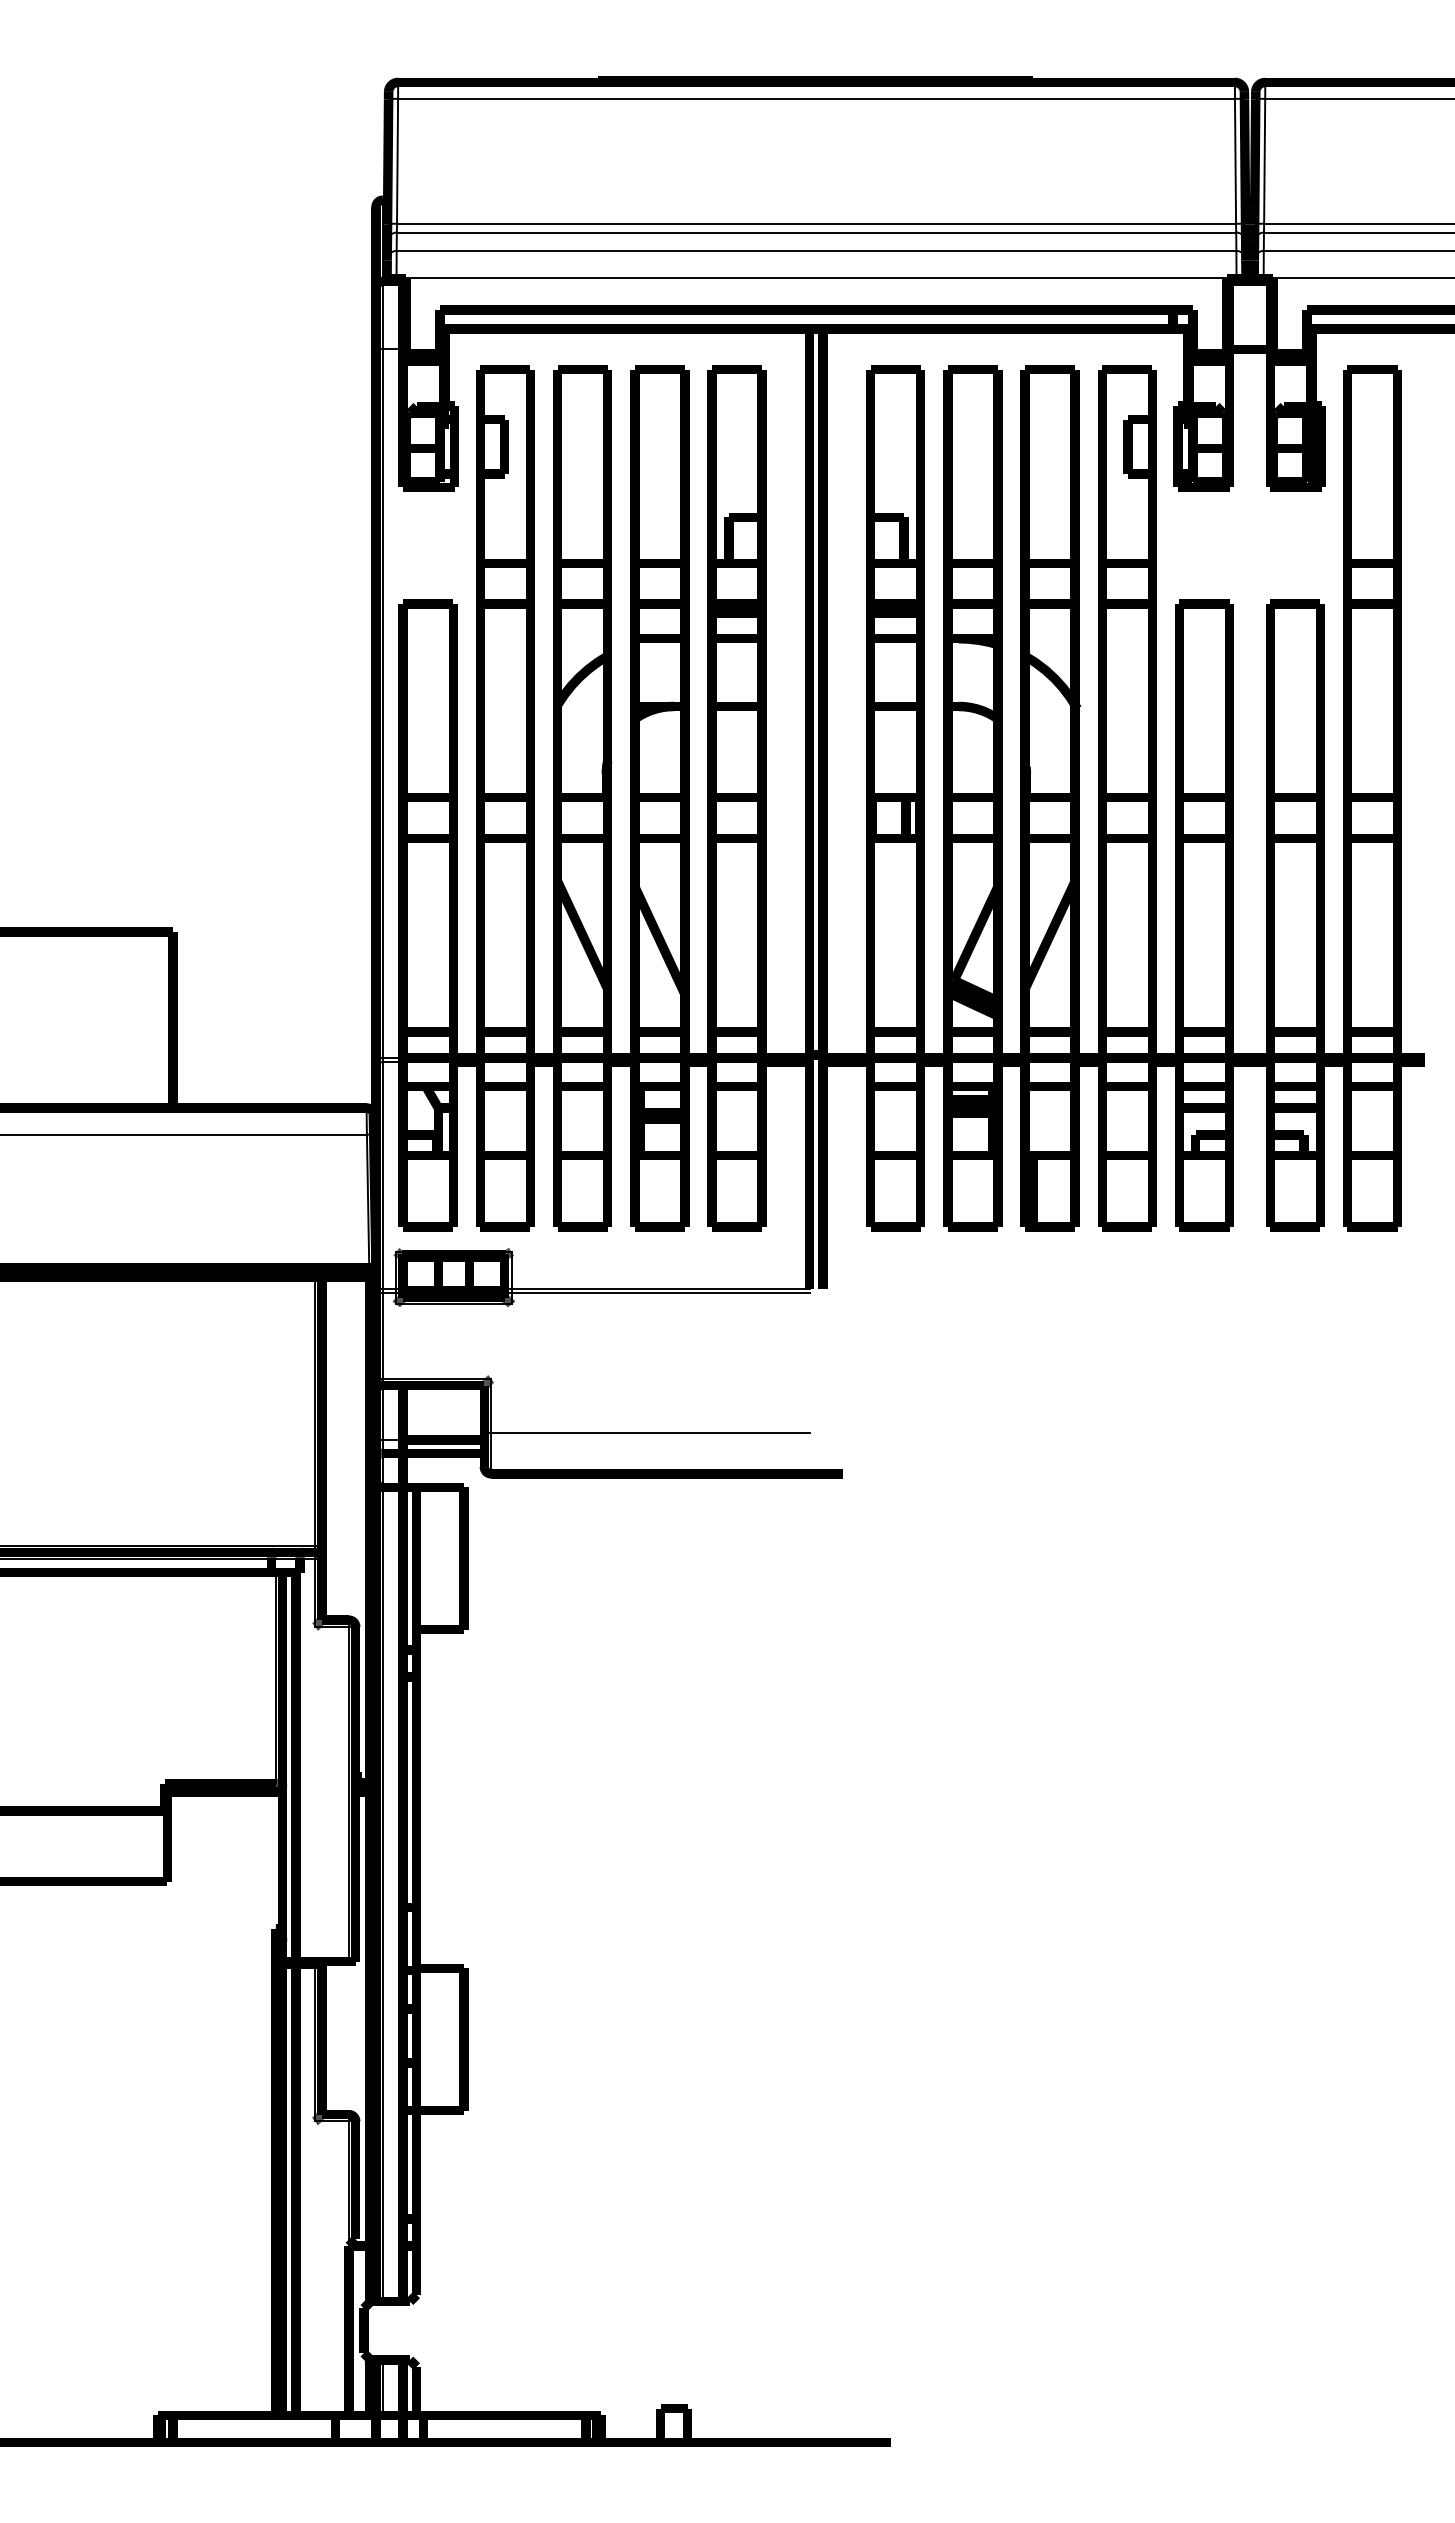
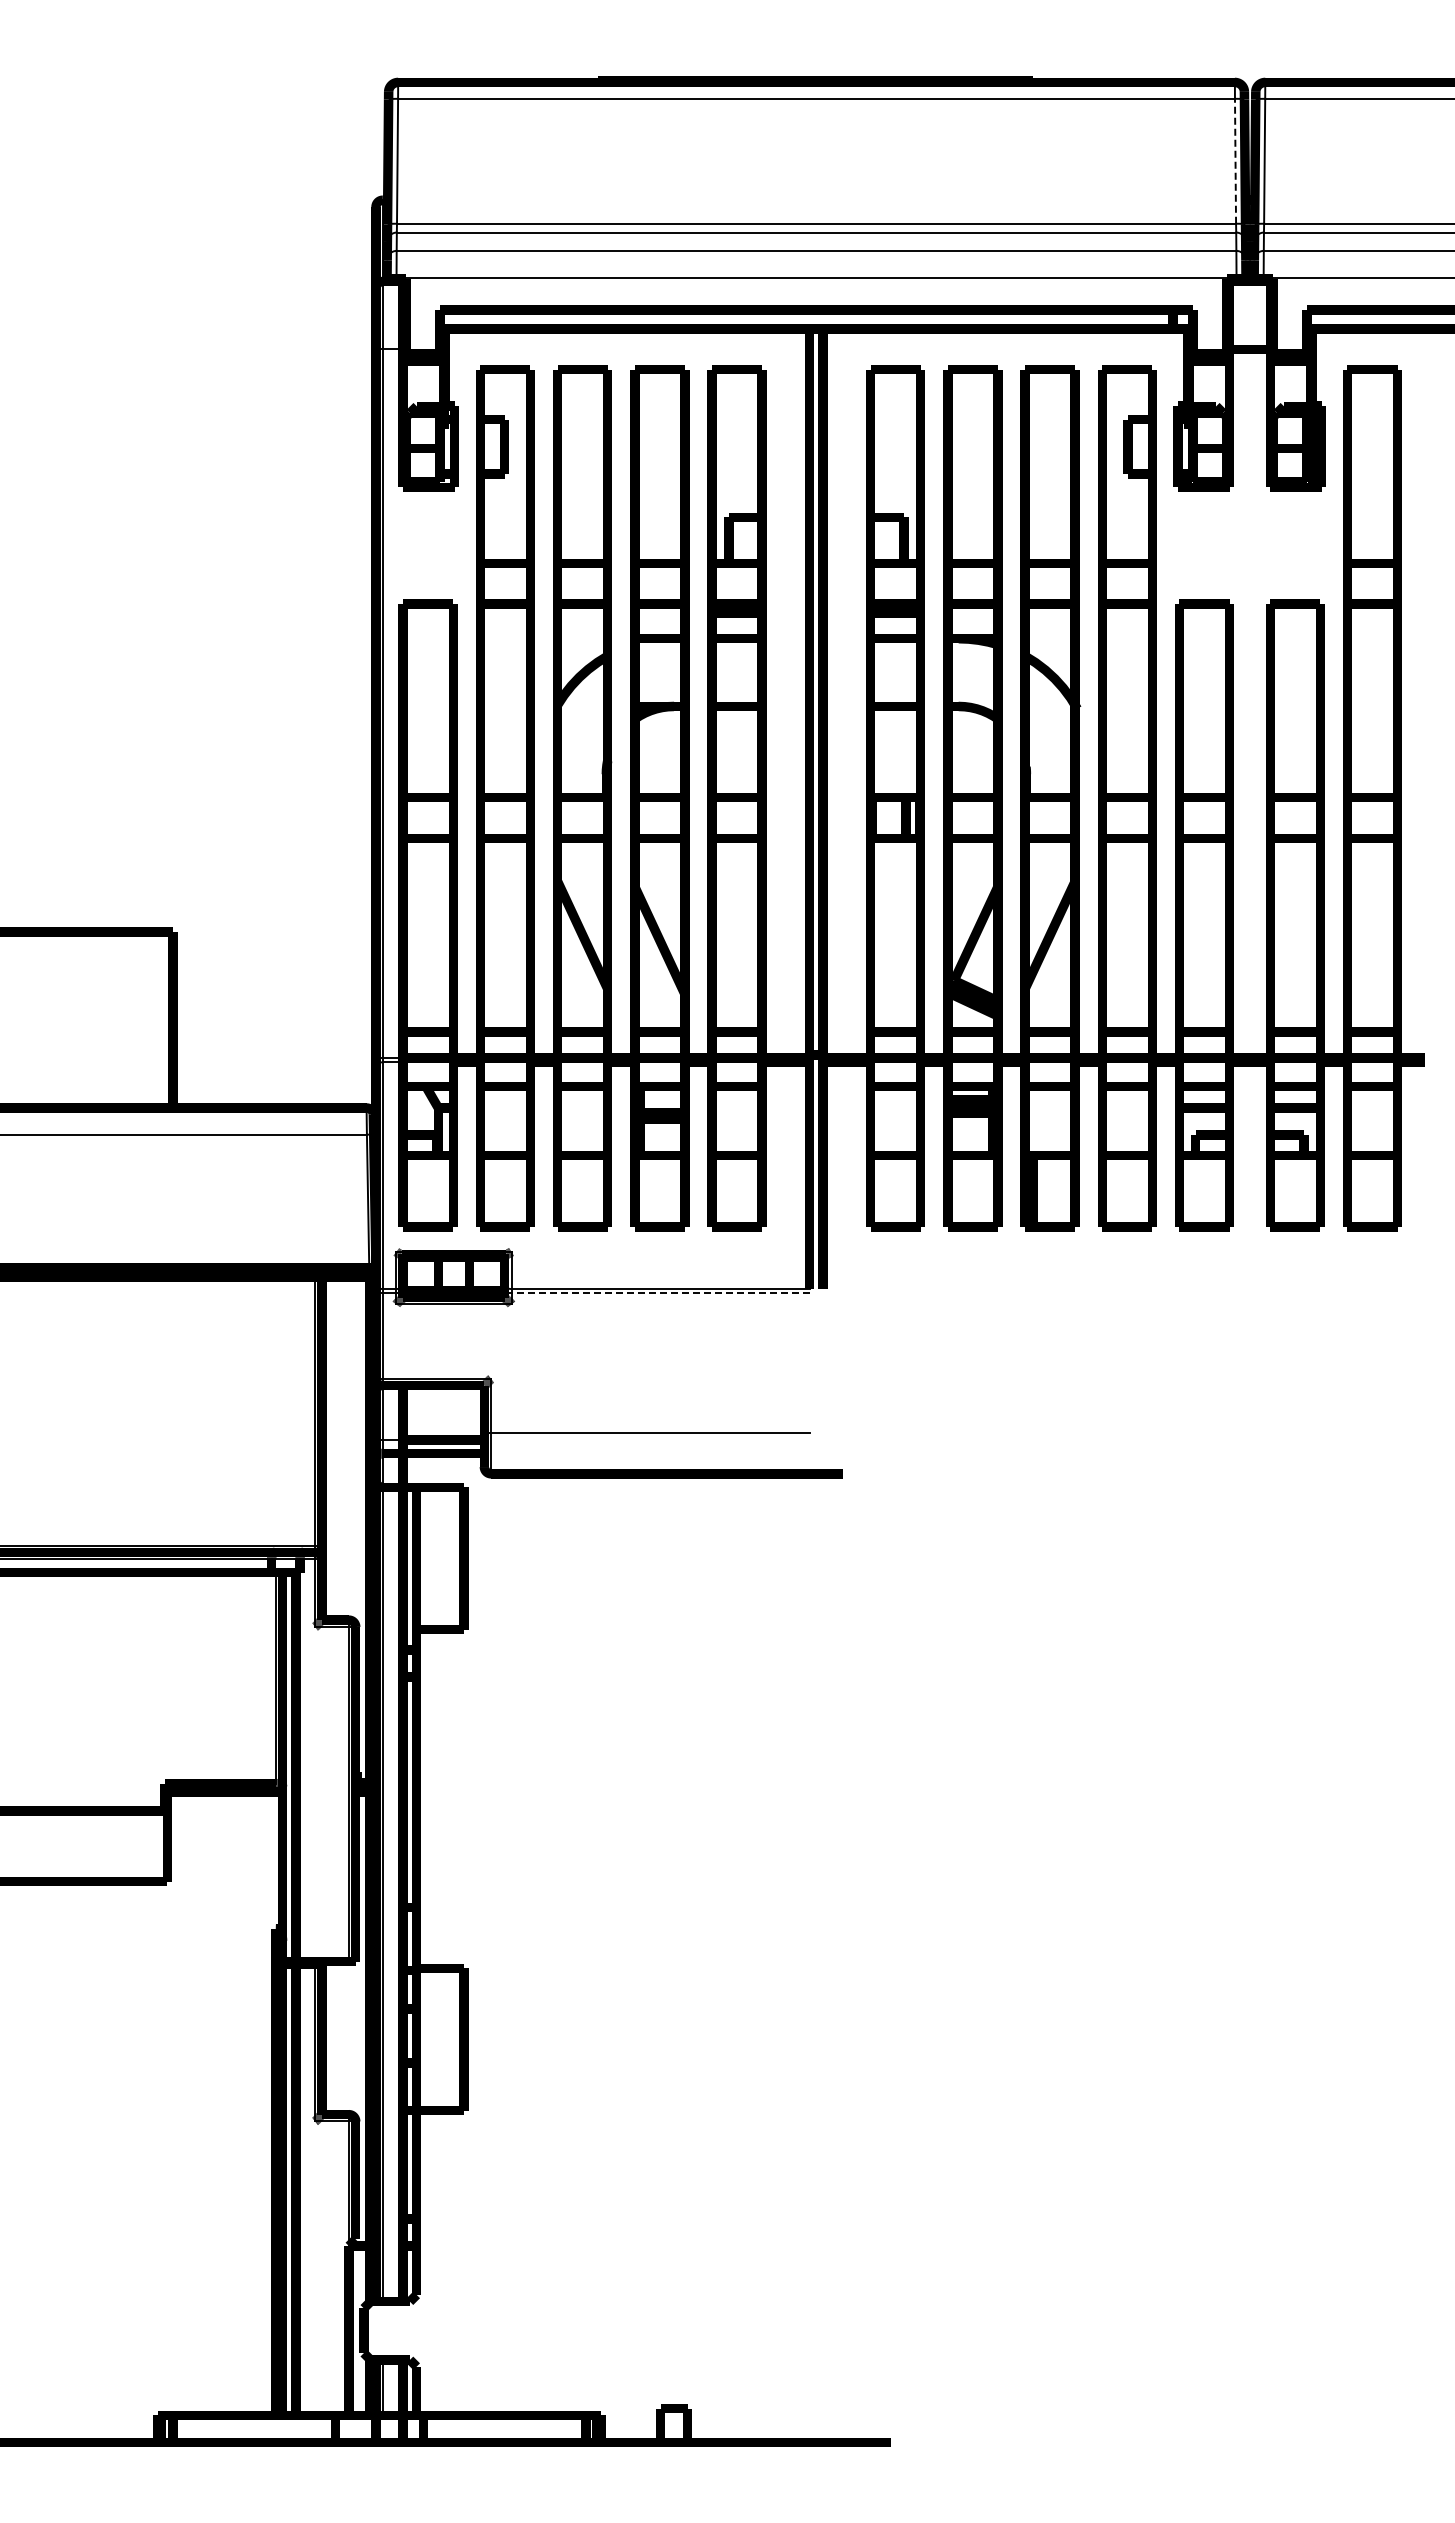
line: solid -> dashed (1235, 160)
line: solid -> dashed (660, 1293)
